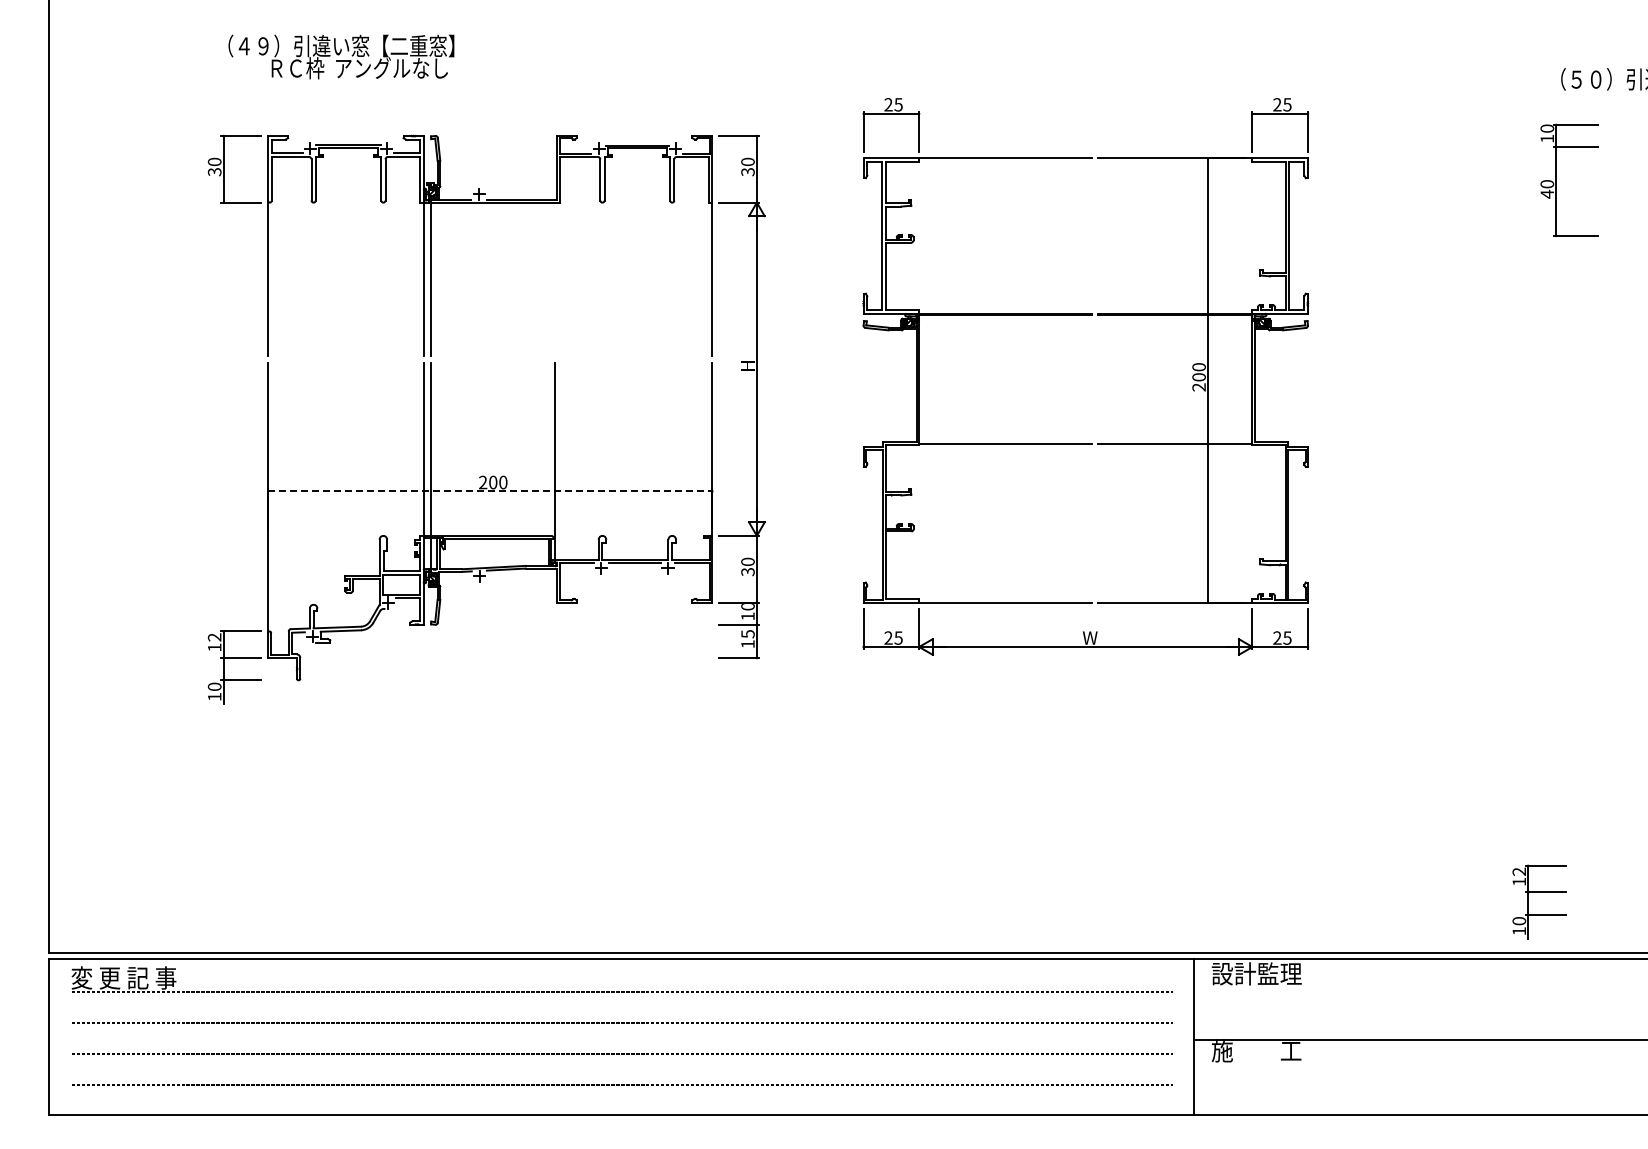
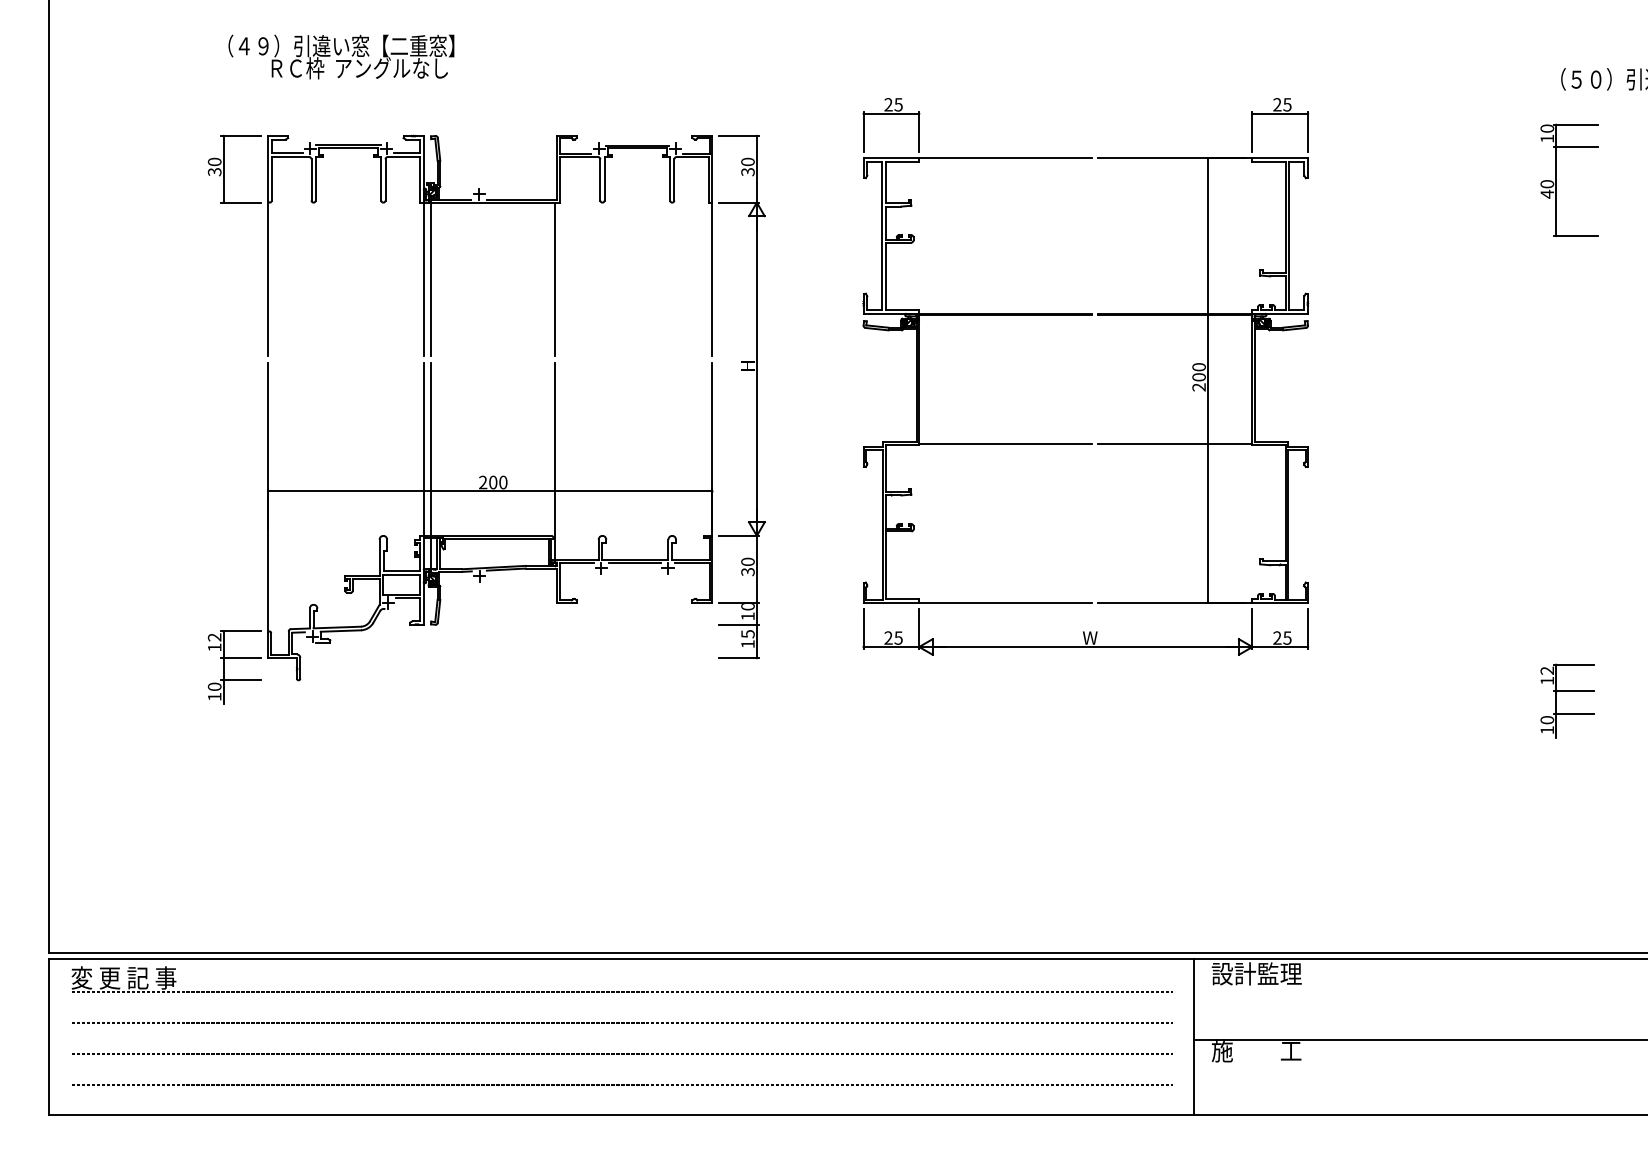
line: none -> present (554, 278)
line: dashed -> solid (490, 491)
part position: (1539, 892) -> (1567, 691) (1567, 691)
